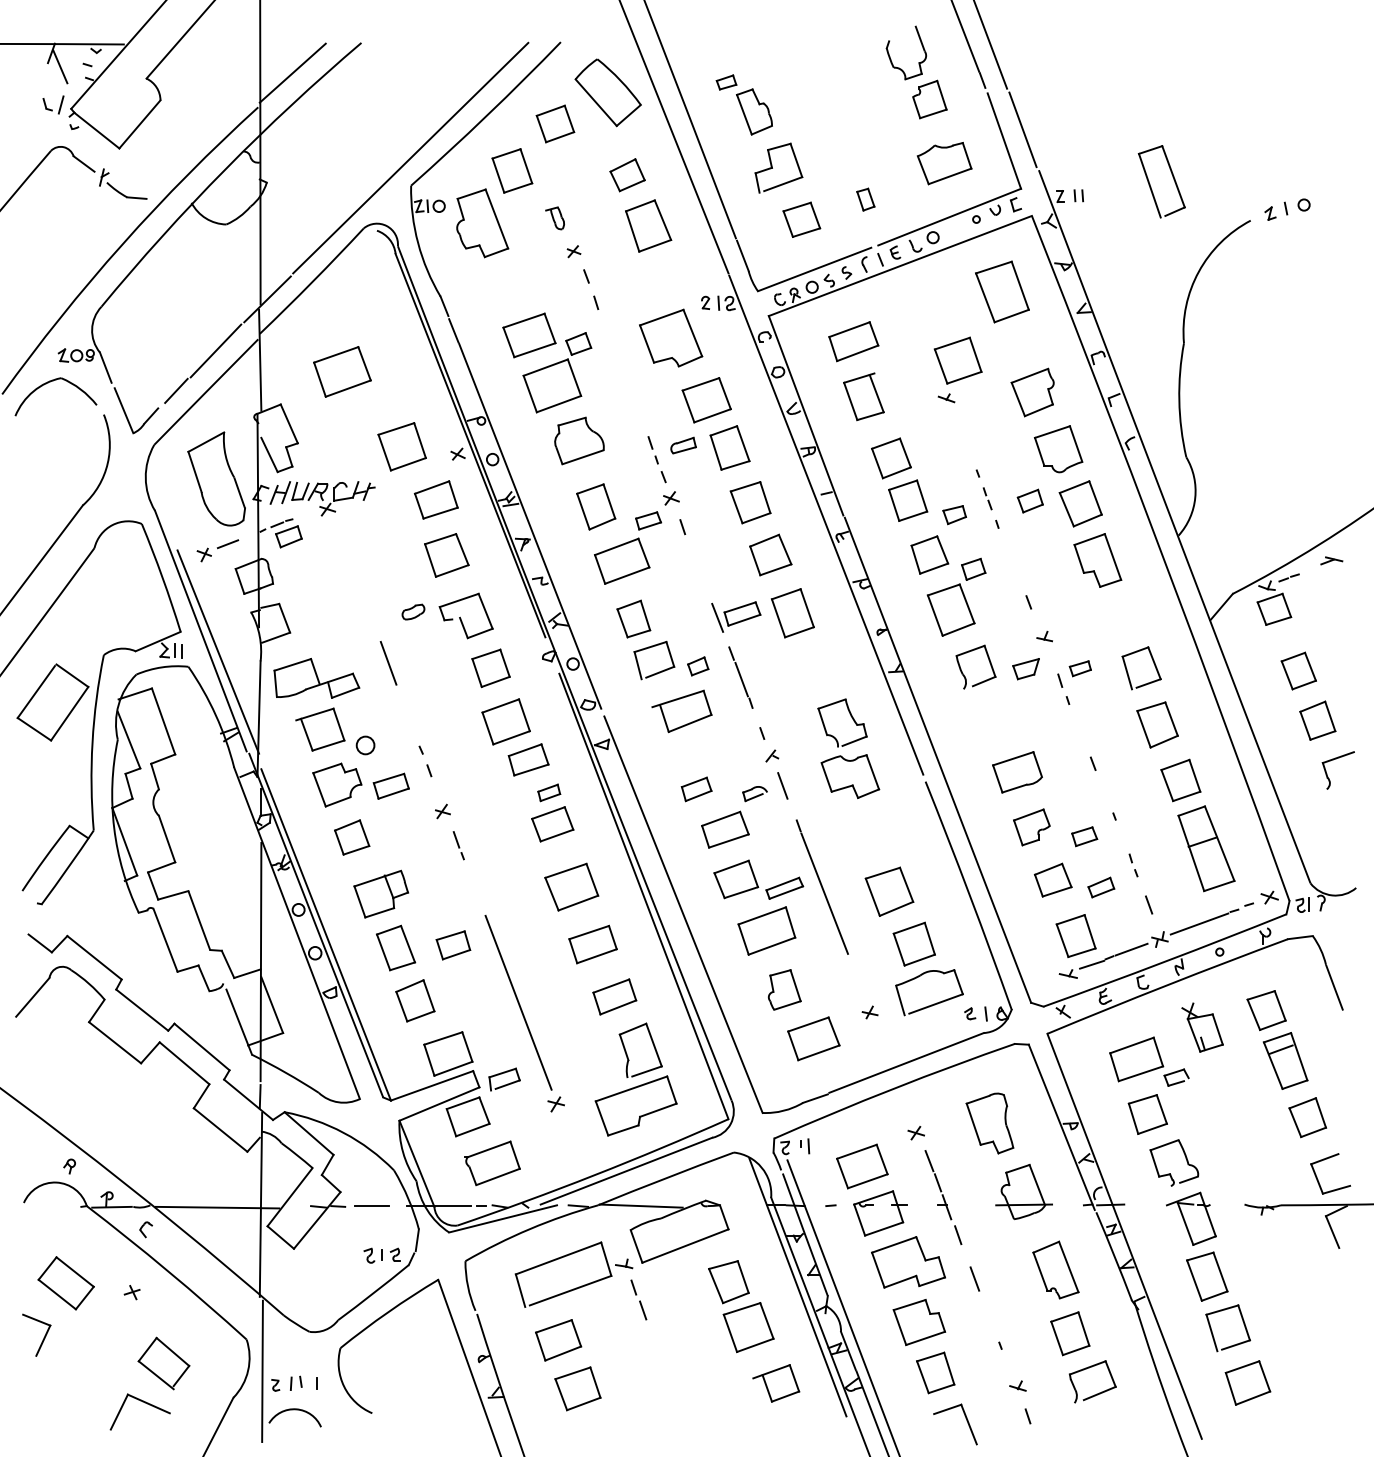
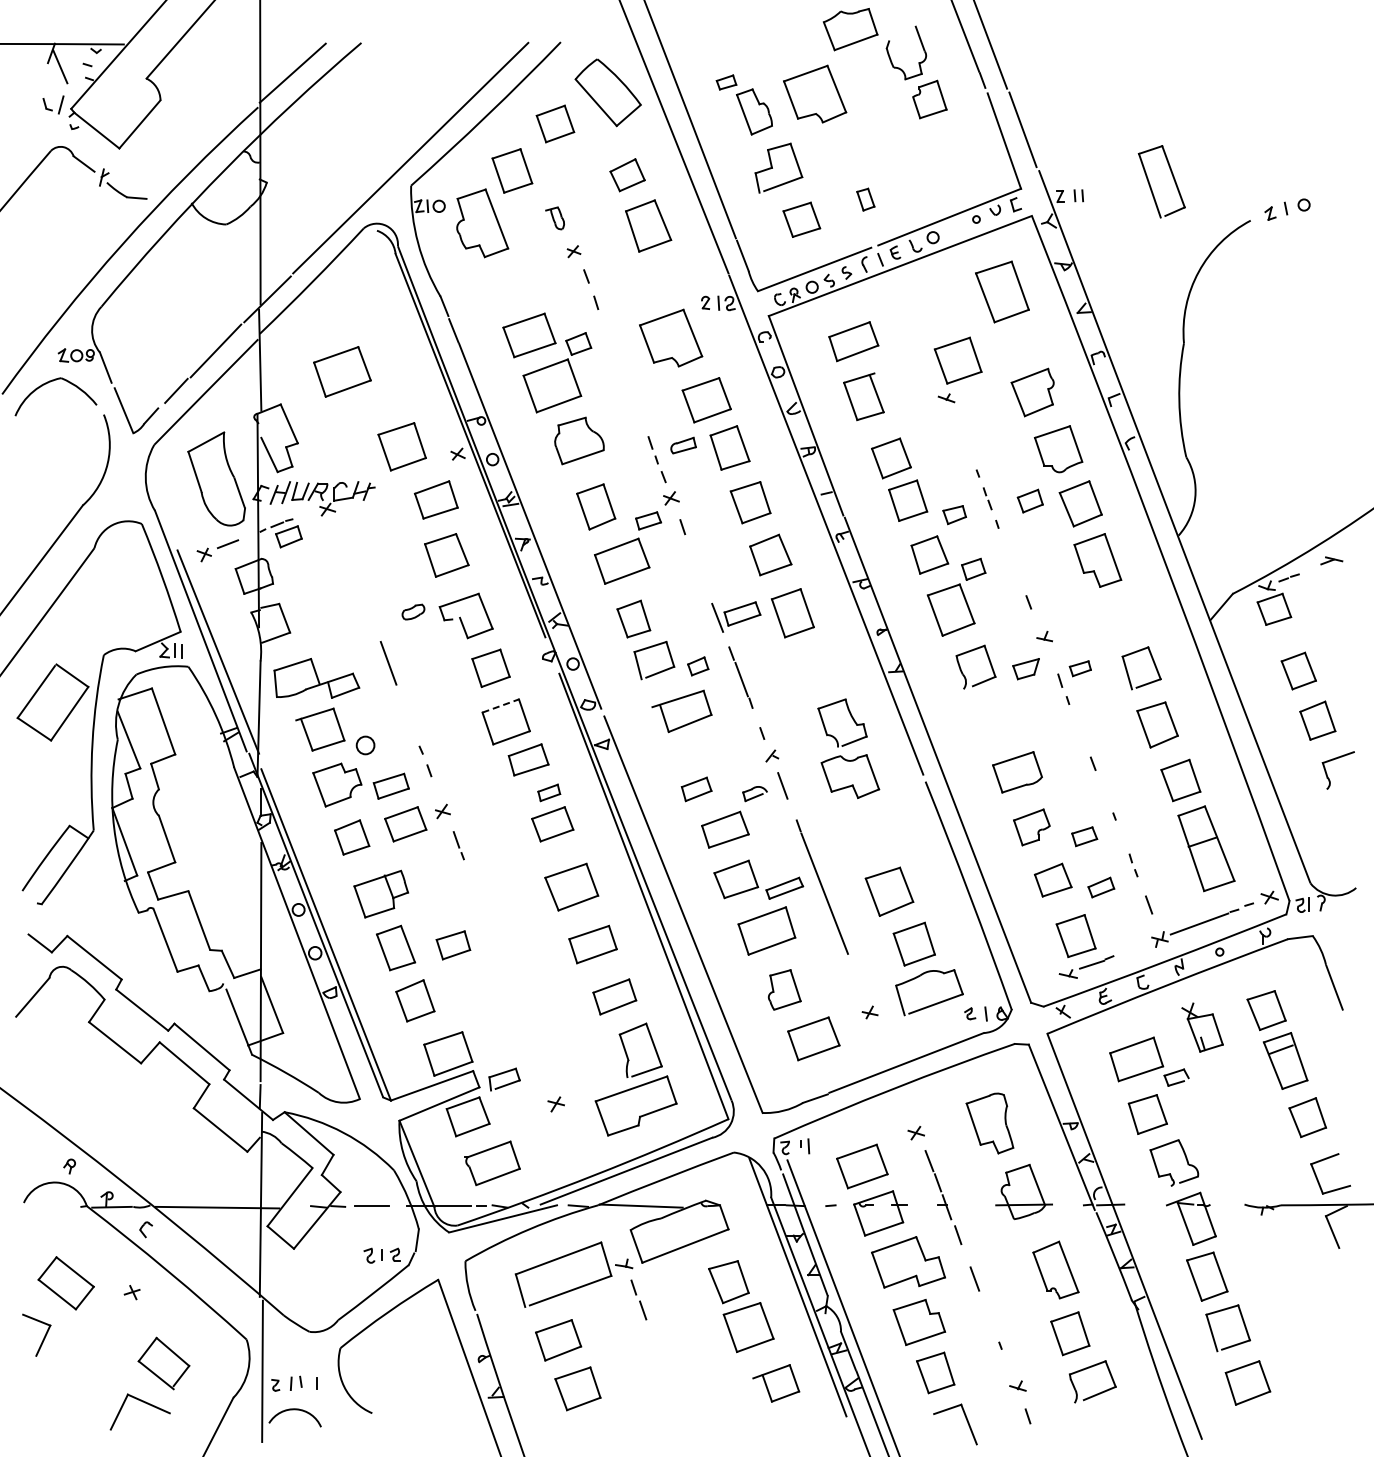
part: none -> present (815, 93)
part position: (944, 163) -> (850, 29) (850, 29)
line: solid -> dashed (501, 705)
part: none -> present (405, 824)
line: present -> none (1131, 949)
line: present -> none (518, 1002)
